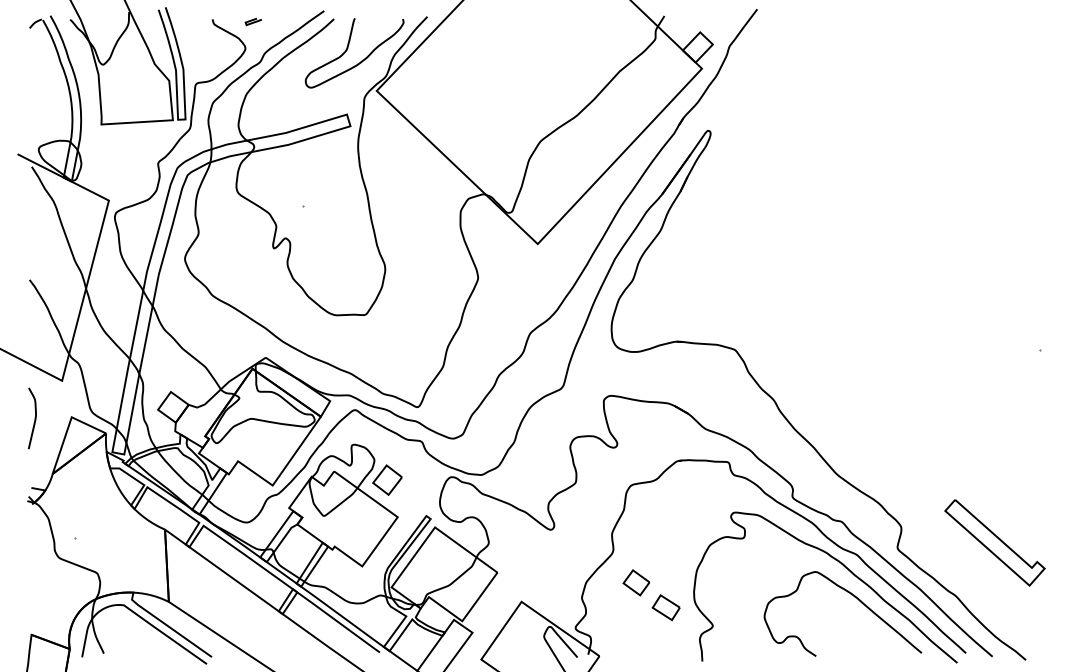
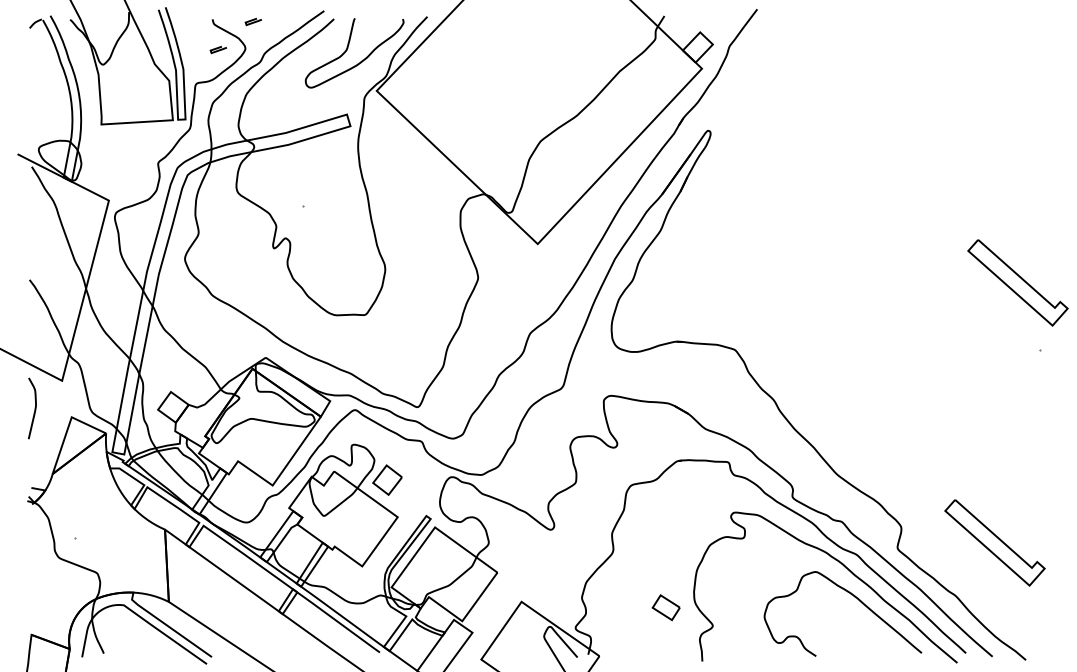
line: none -> present (217, 50)
part: none -> present (1017, 282)
curve position: (34, 418) -> (34, 408) (34, 408)
part: present -> none (635, 582)
